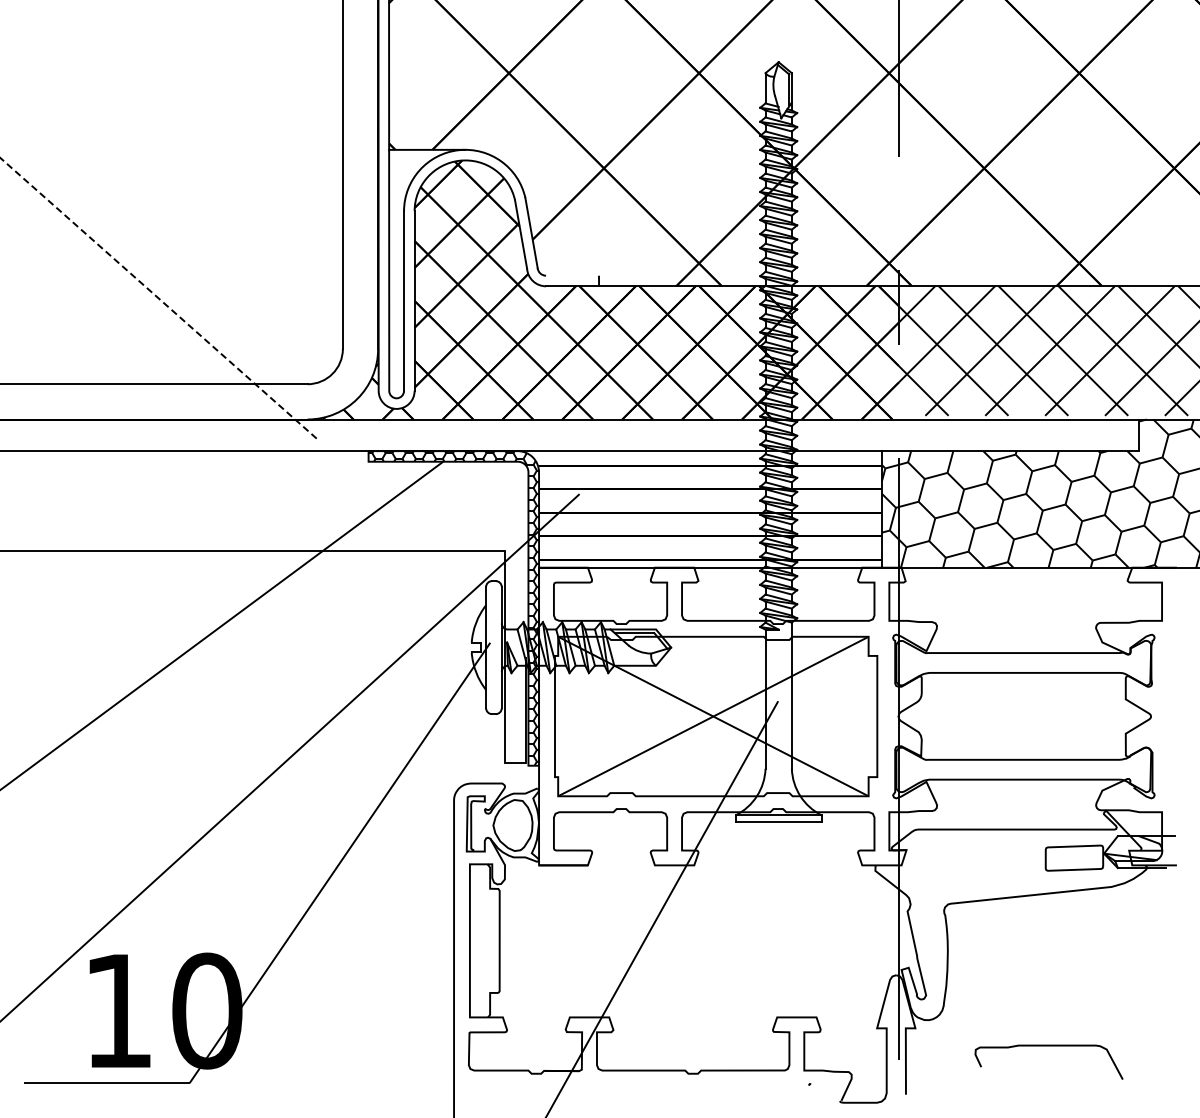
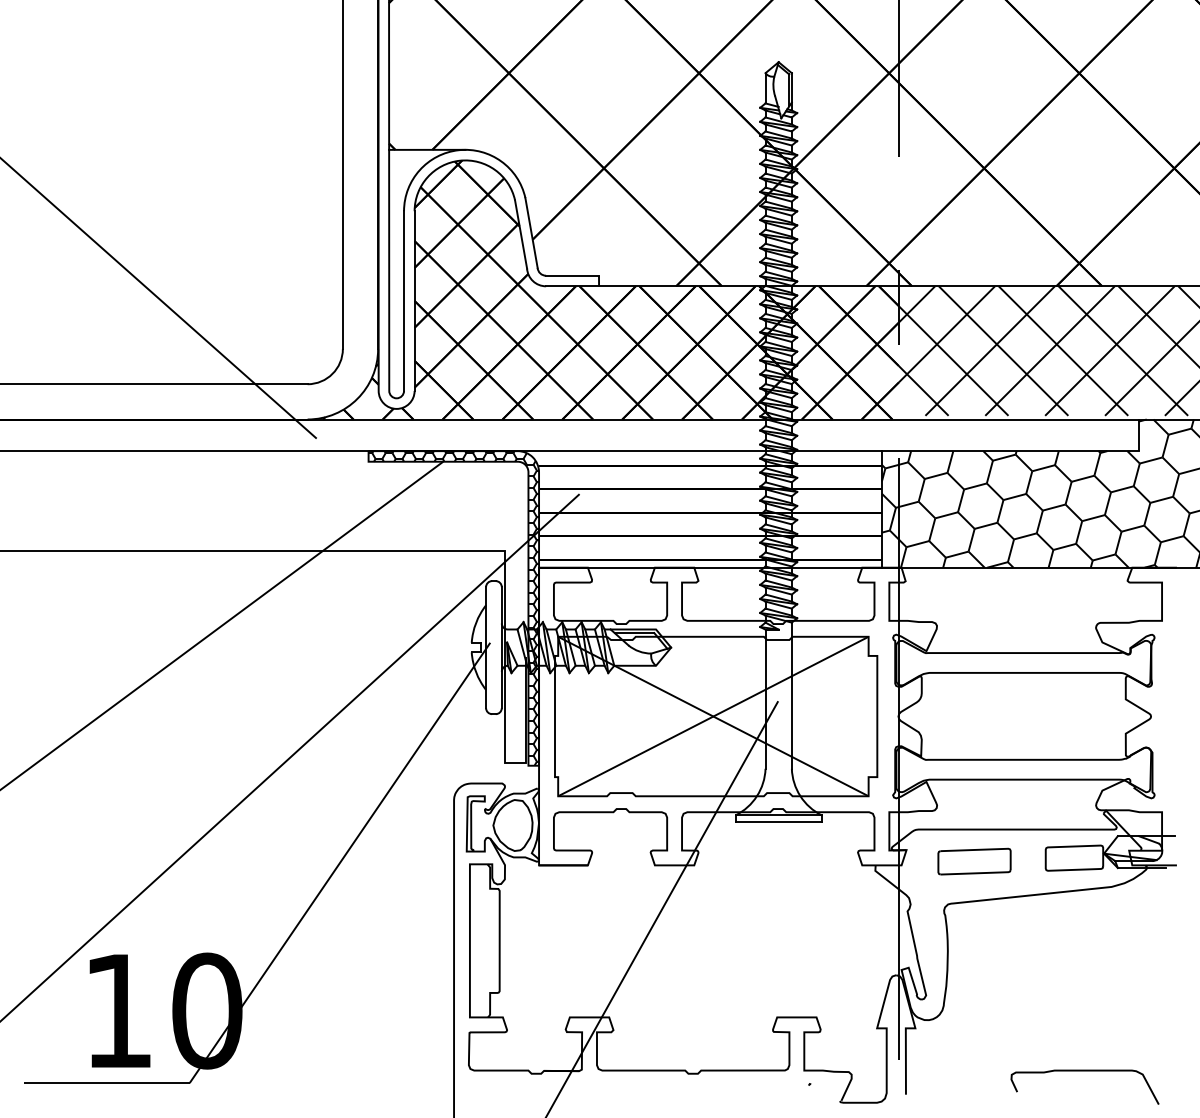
line: none -> present (572, 275)
line: dashed -> solid (158, 298)
part: none -> present (974, 861)
curve position: (1048, 1046) -> (1084, 1071) (1084, 1071)
